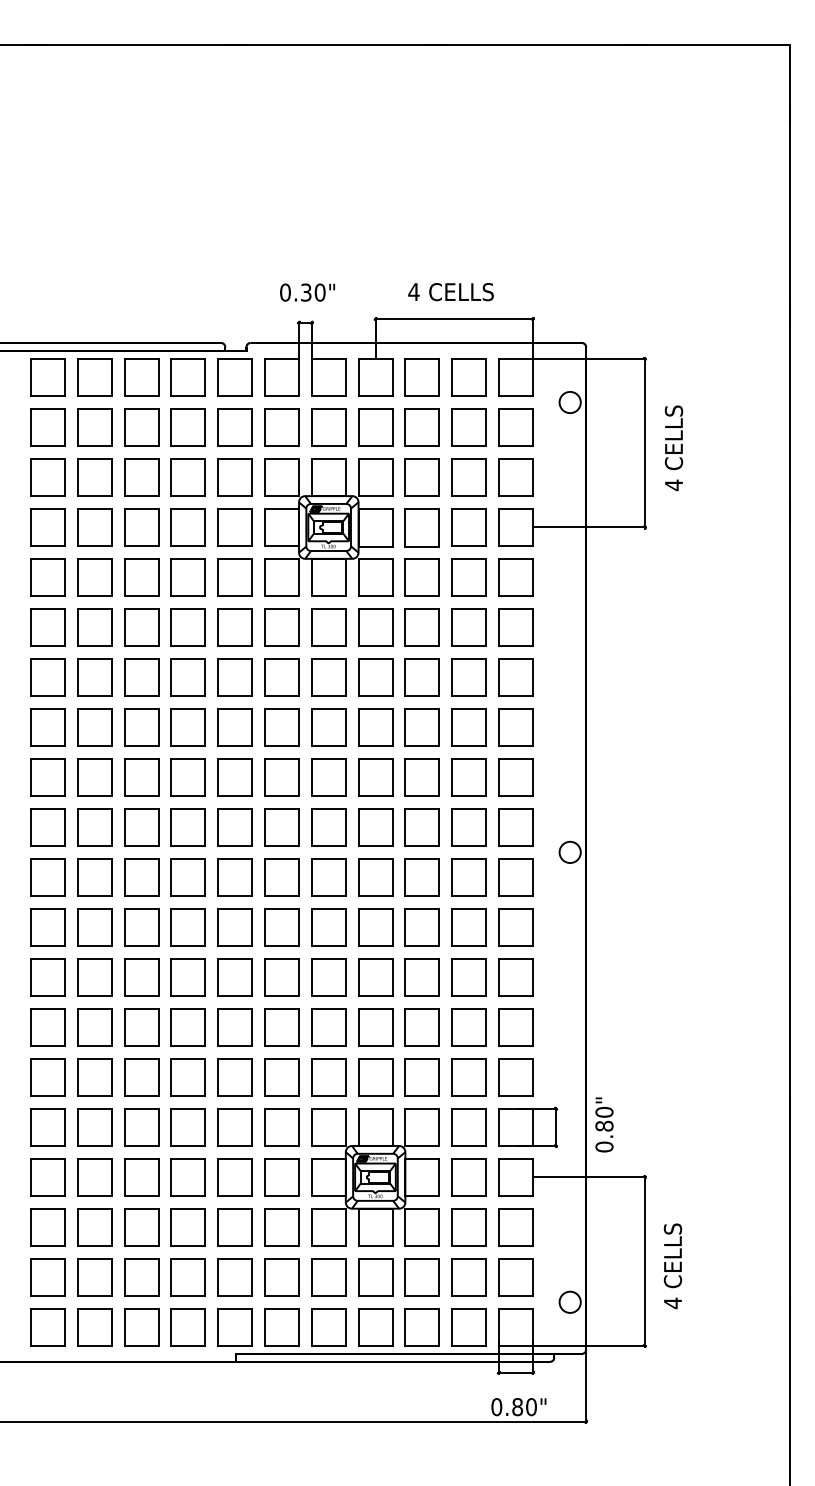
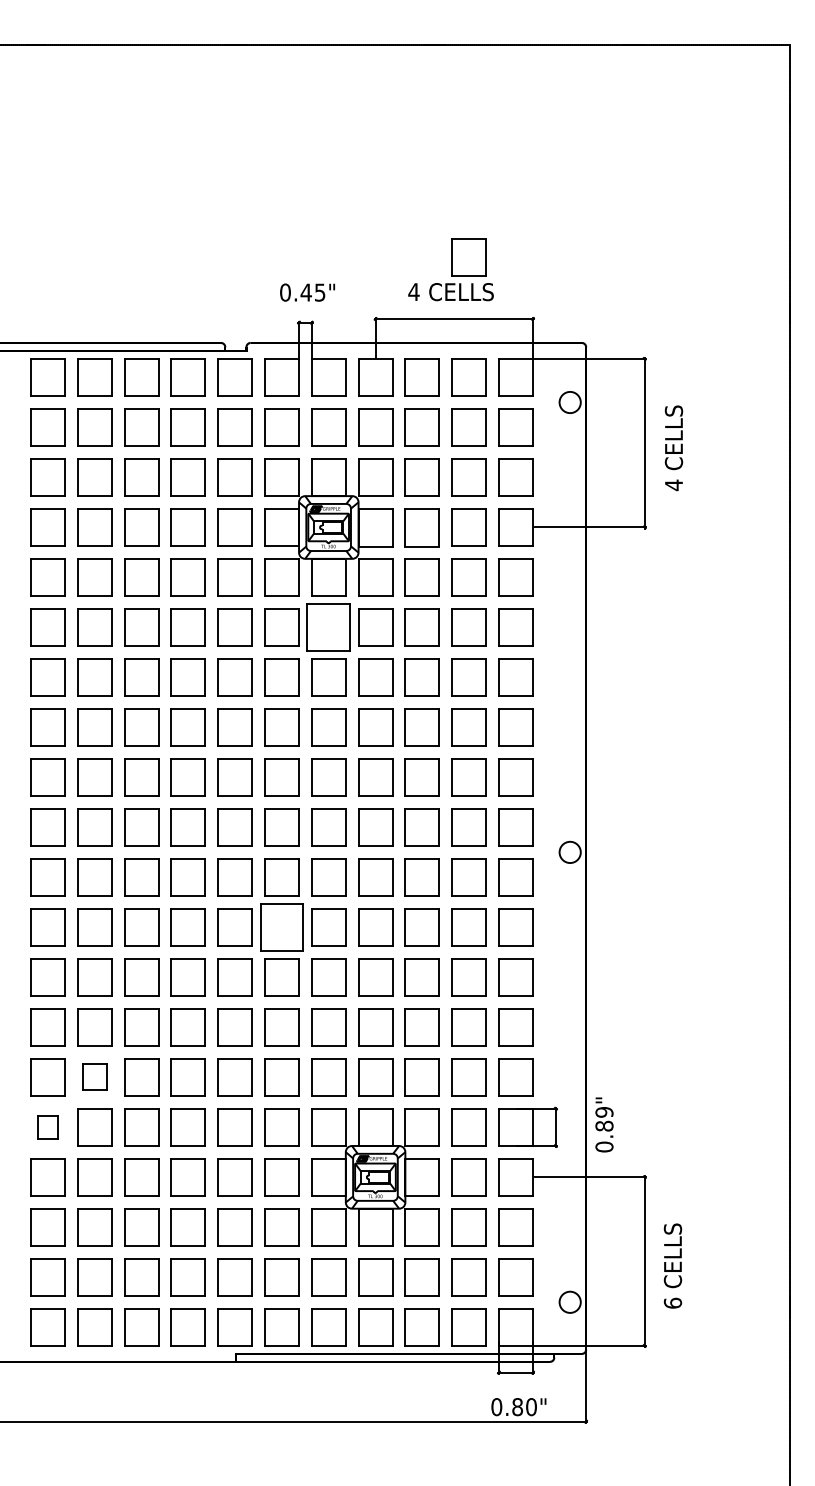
part: none -> present (468, 257)
text: 0.30" -> 0.45" (312, 292)
part size: 36x39 px -> 45x49 px (328, 627)
part size: 36x39 px -> 44x49 px (281, 927)
part size: 36x39 px -> 26x28 px (94, 1076)
text: 0.80" -> 0.89" (604, 1112)
part size: 36x39 px -> 22x25 px (47, 1127)
text: 4 -> 6 (672, 1303)
